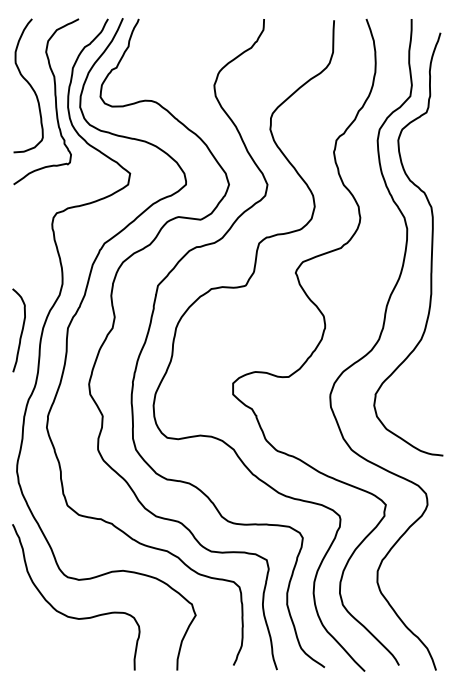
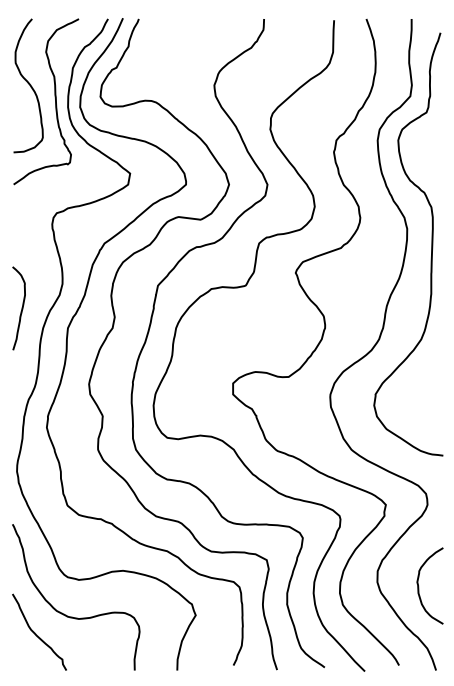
curve position: (21, 330) -> (21, 308) (21, 308)
curve: none -> present (419, 586)
curve: none -> present (36, 633)
